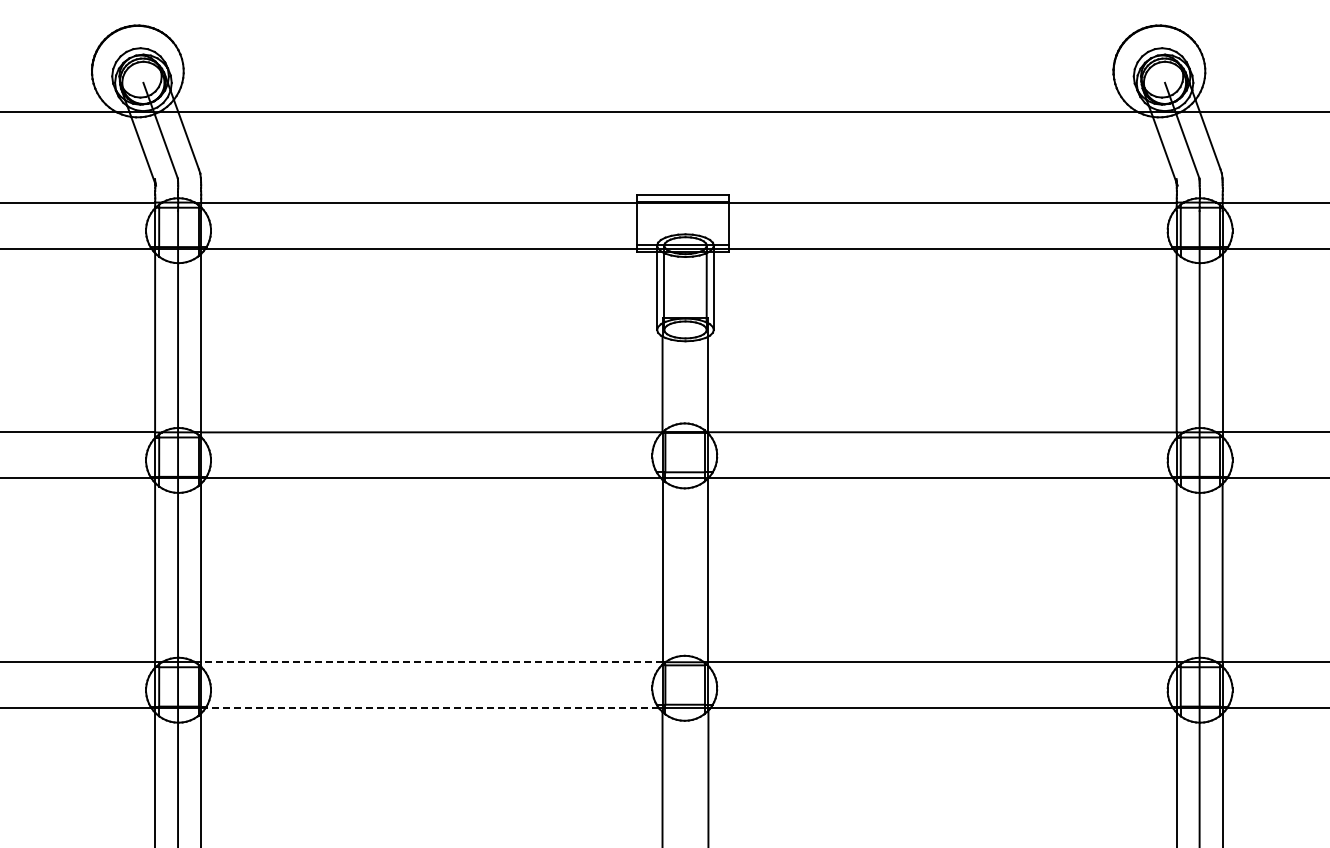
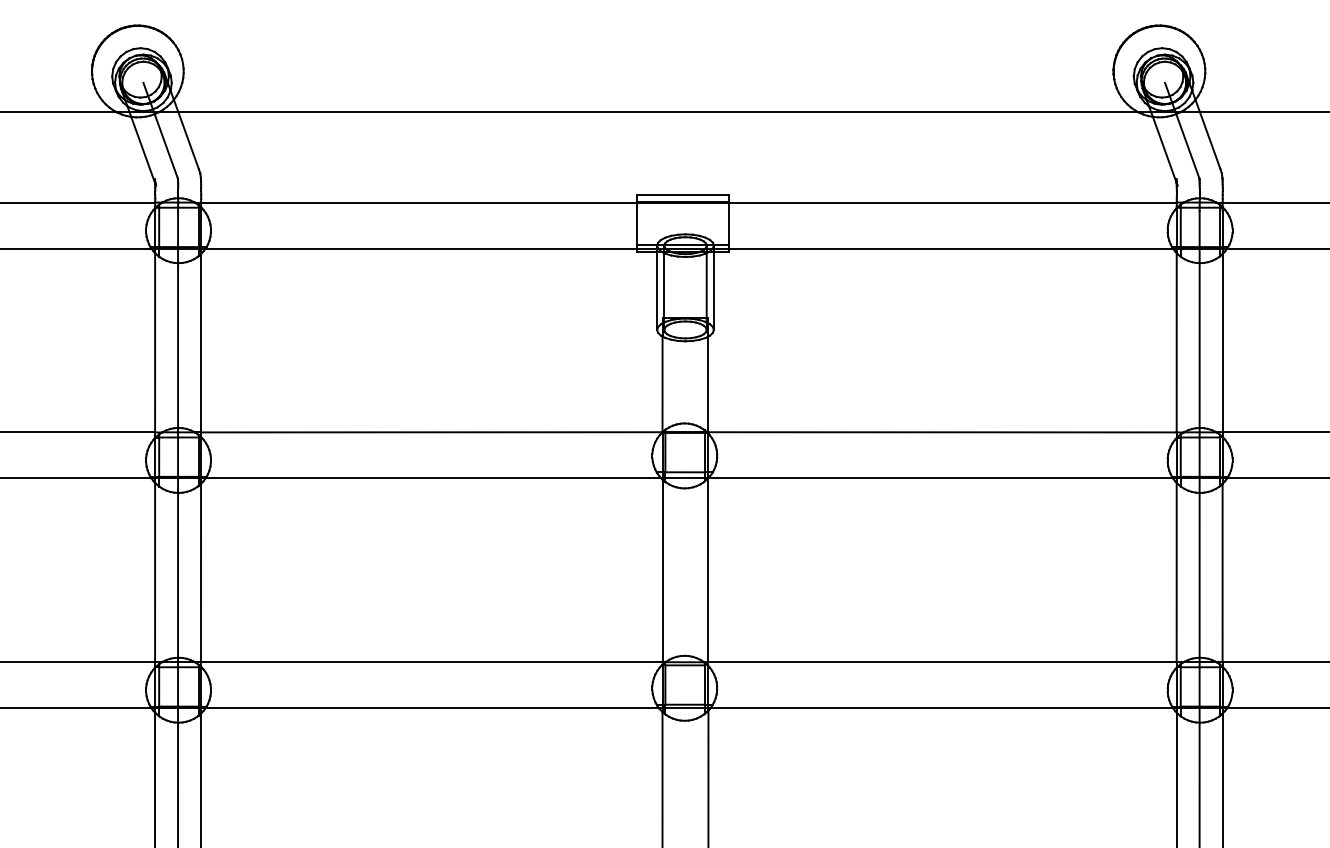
line: dashed -> solid (431, 662)
line: dashed -> solid (432, 708)
